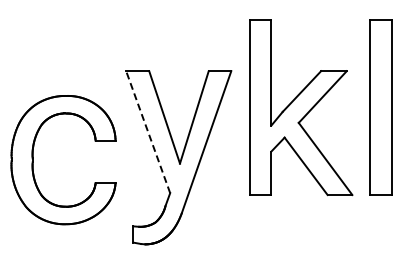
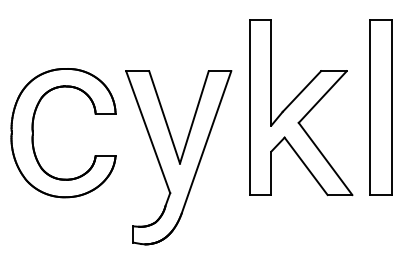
line: dashed -> solid (148, 132)
part position: (33, 160) -> (33, 133) (33, 133)
